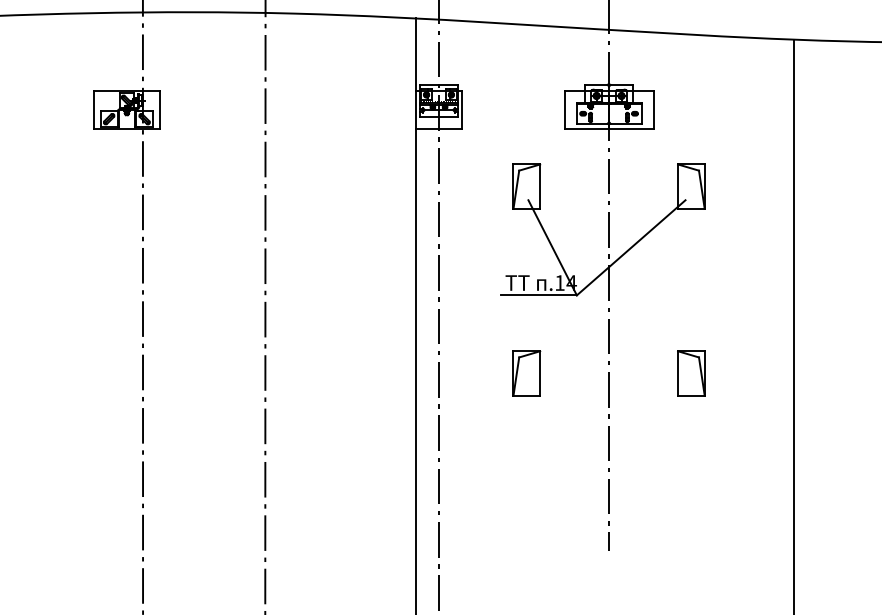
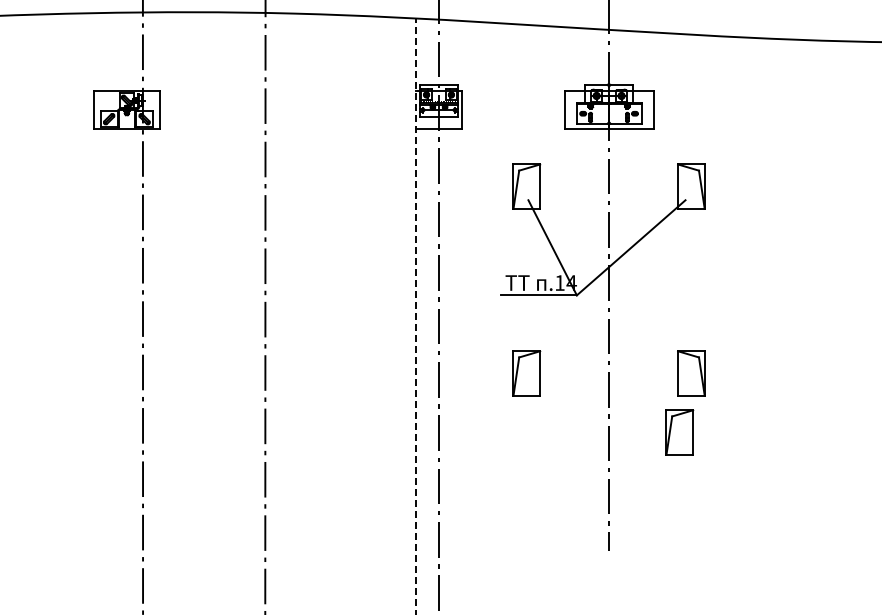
line: solid -> dashed (415, 316)
line: present -> none (793, 325)
part: none -> present (679, 432)
